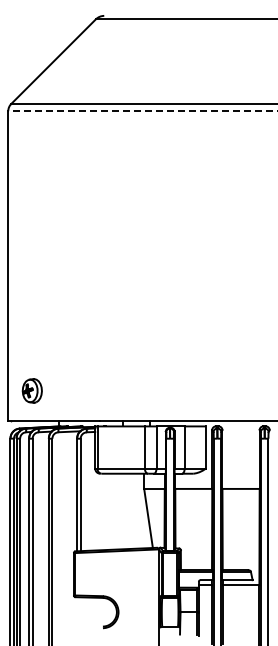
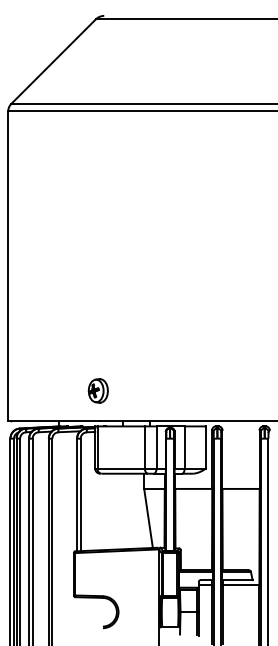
line: dashed -> solid (142, 111)
part position: (31, 390) -> (97, 390) (97, 390)
